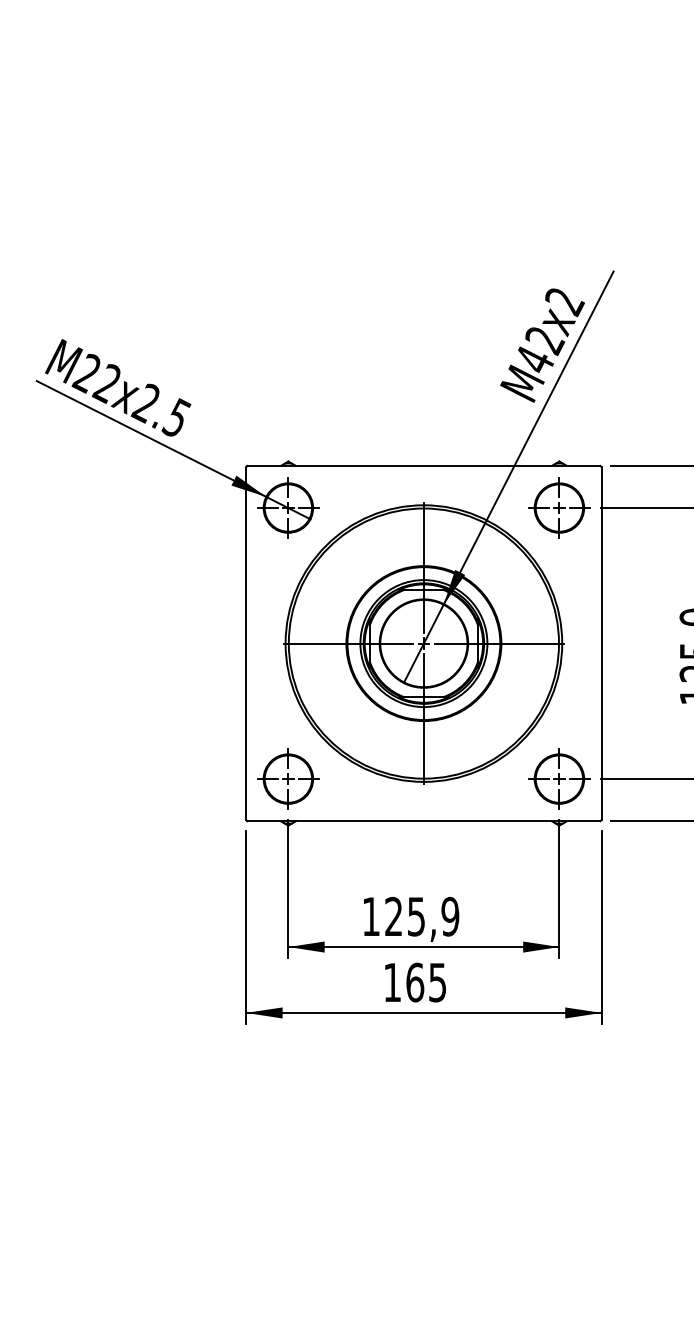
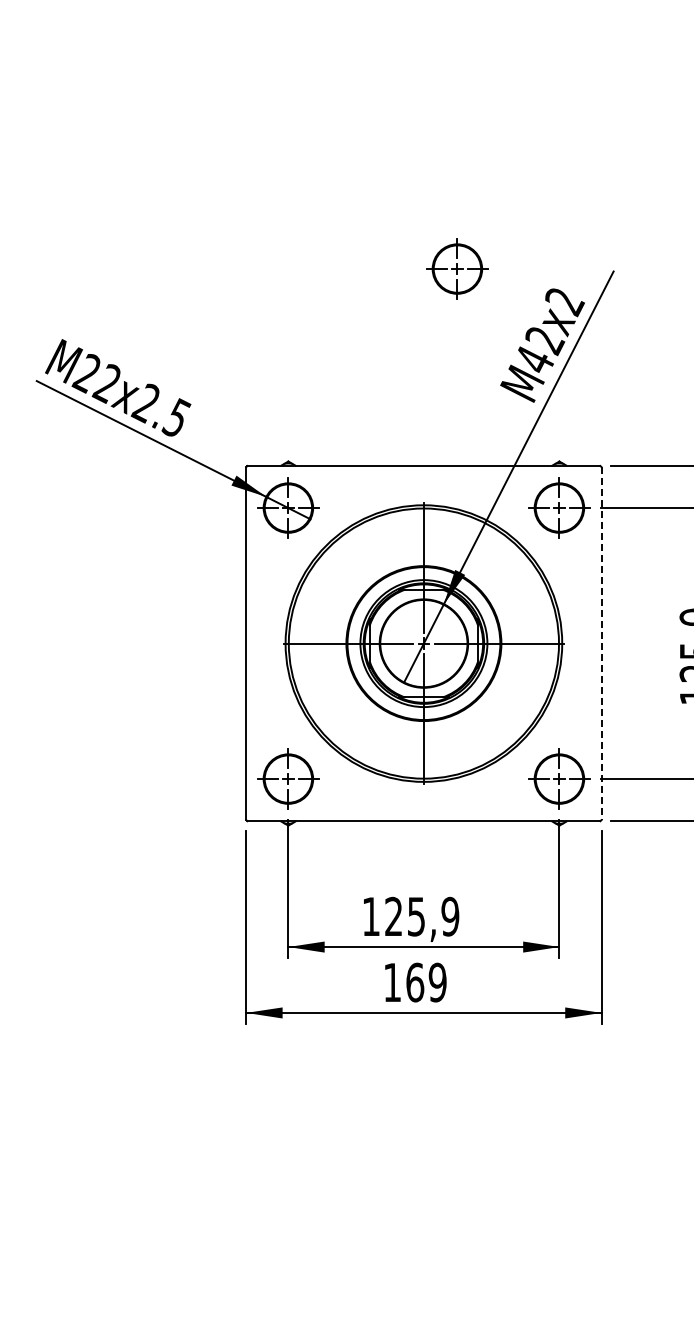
part: none -> present (457, 268)
line: solid -> dashed (601, 643)
text: 165 -> 169 (437, 982)
